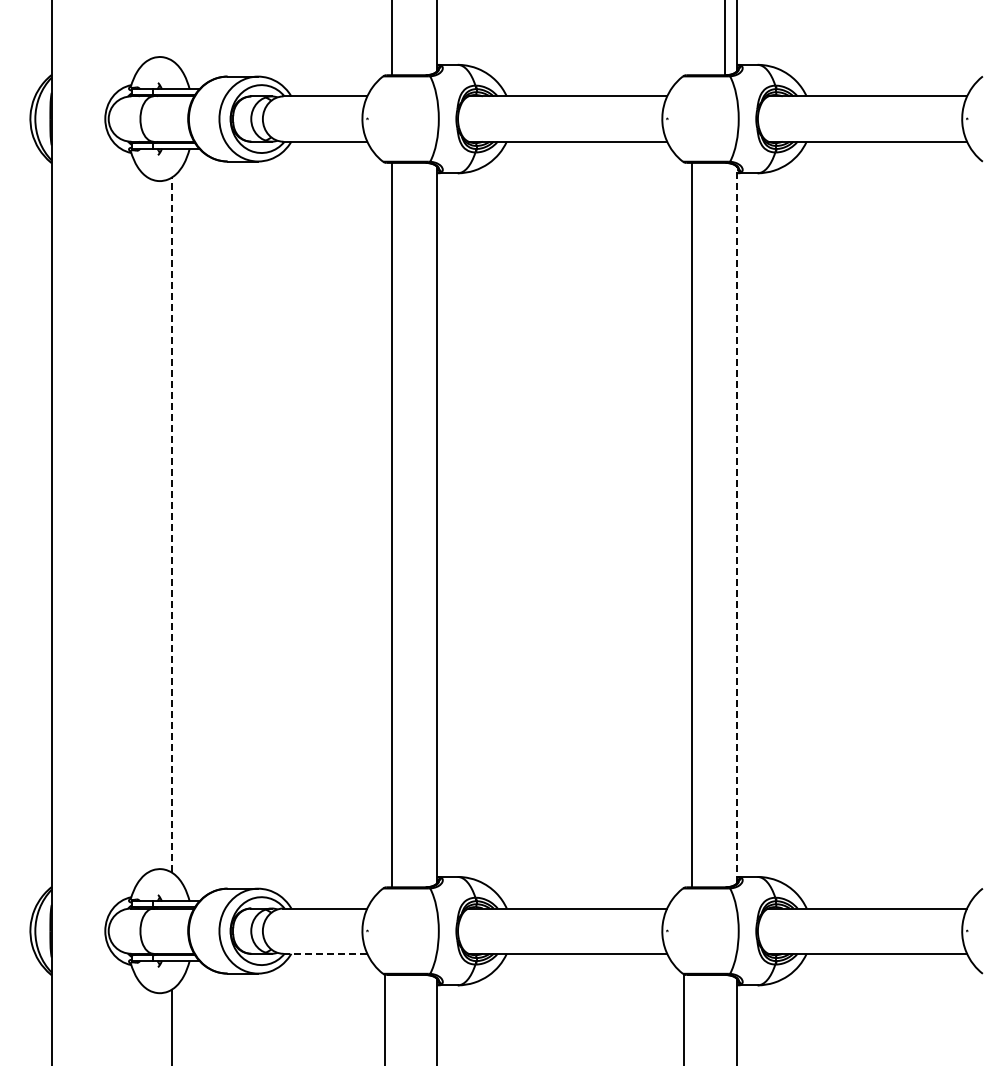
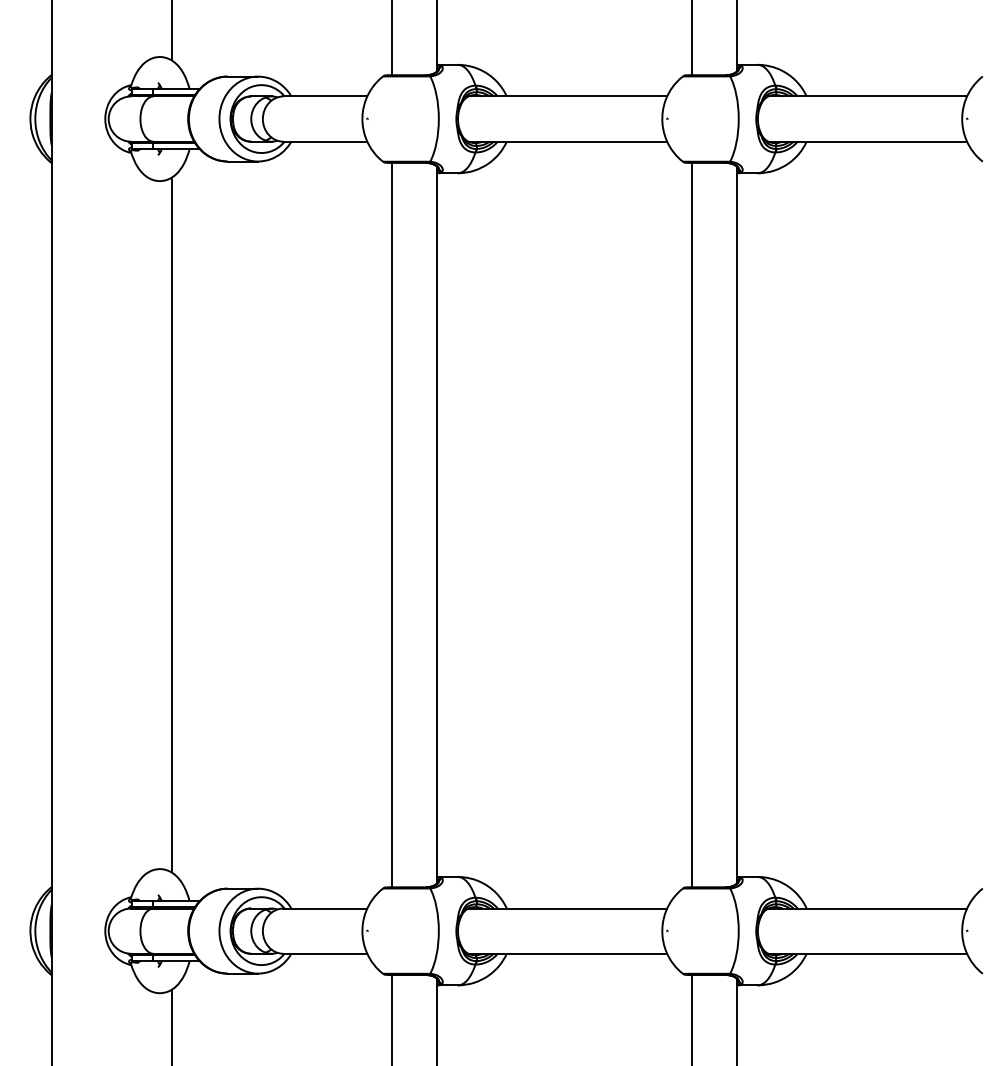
line: none -> present (171, 31)
line position: (724, 38) -> (691, 38) (691, 38)
line: dashed -> solid (171, 524)
line: dashed -> solid (737, 524)
line: dashed -> solid (325, 953)
line position: (384, 1018) -> (391, 1018) (391, 1018)
line position: (683, 1018) -> (691, 1018) (691, 1018)
